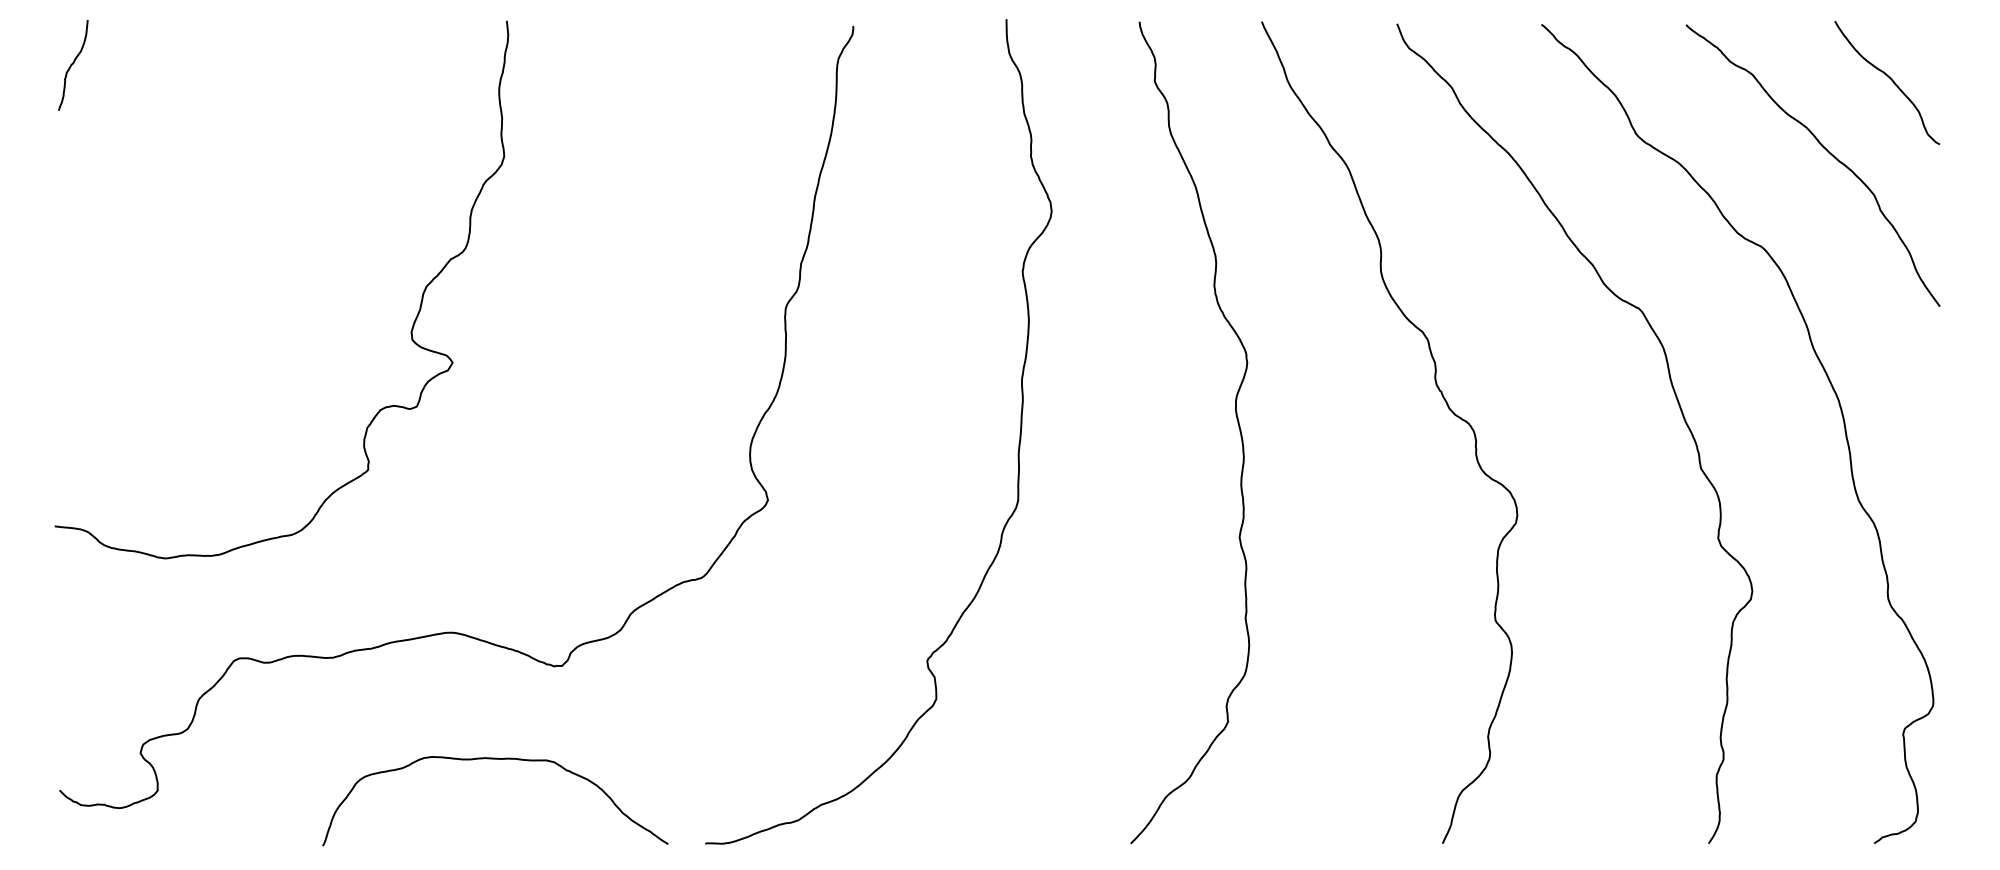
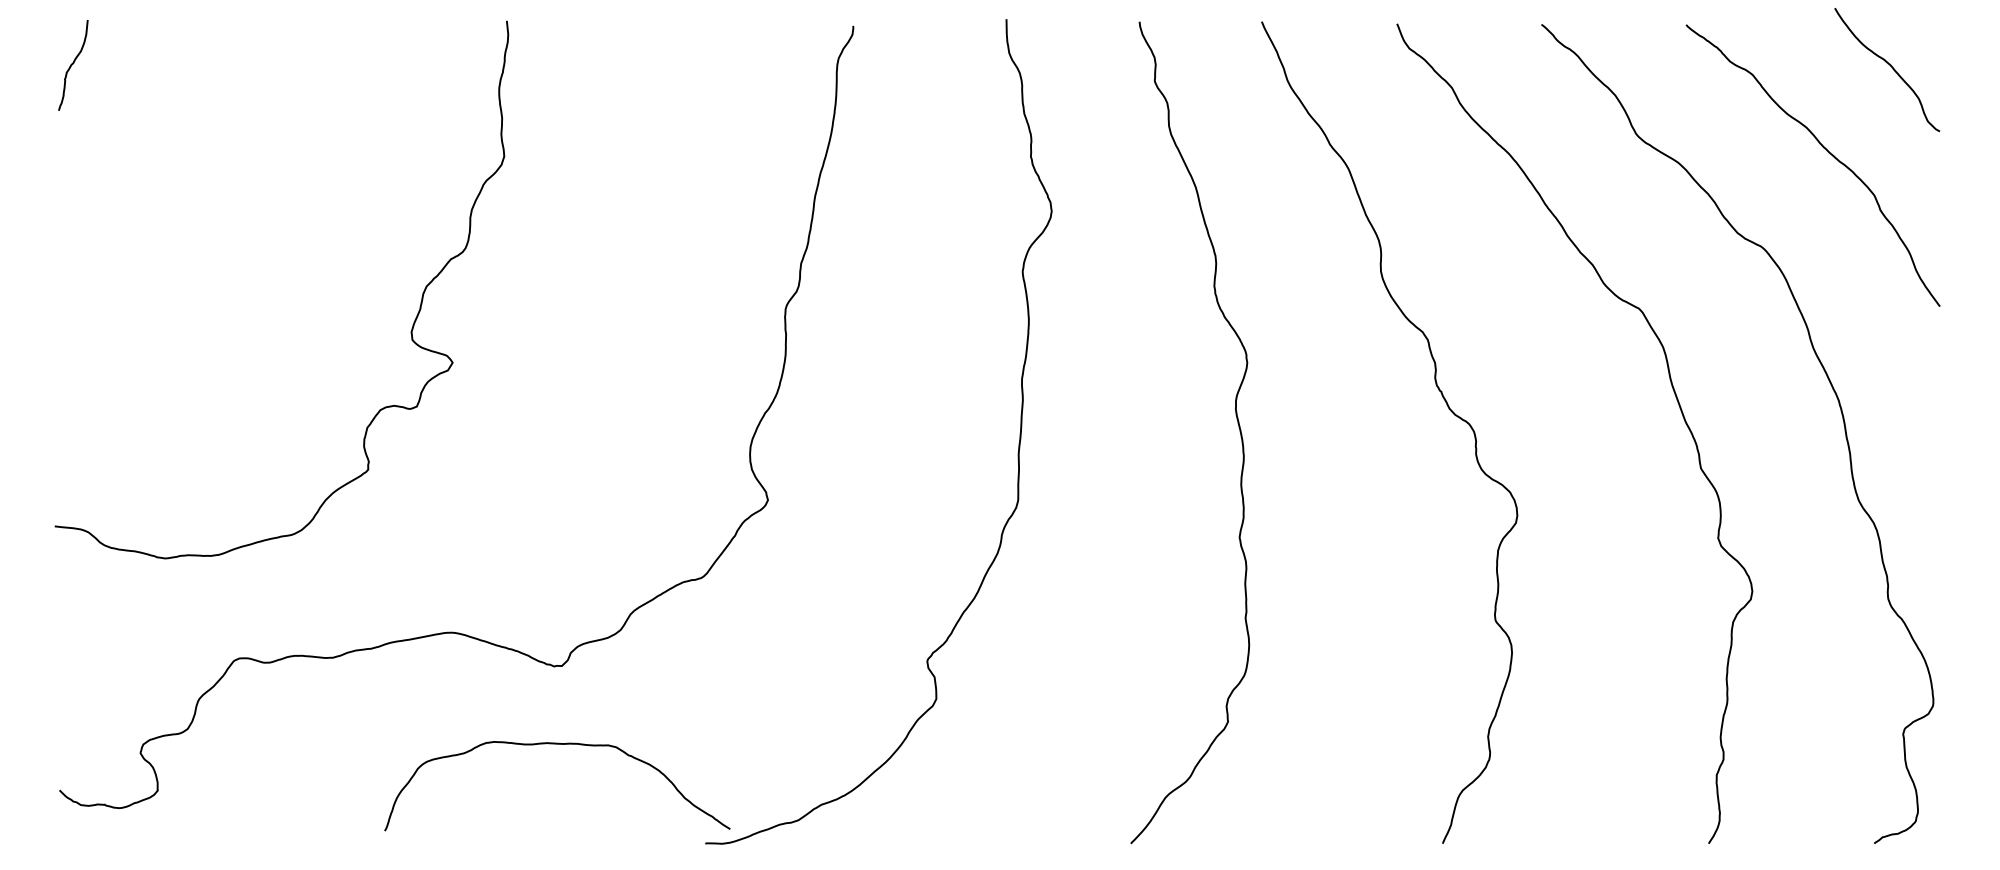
curve position: (1890, 79) -> (1890, 66) (1890, 66)
curve position: (495, 759) -> (557, 744) (557, 744)
